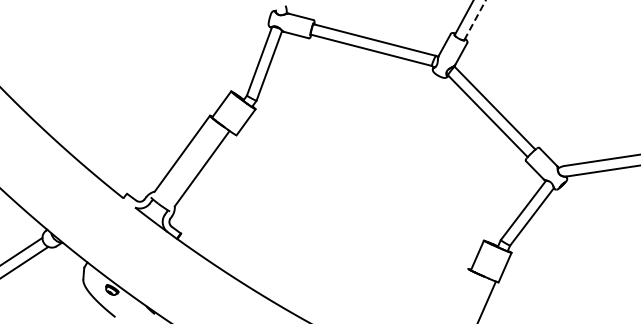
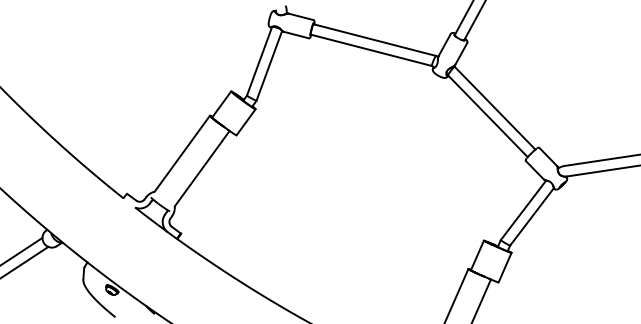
line: dashed -> solid (475, 19)
line: none -> present (456, 294)
line position: (487, 300) -> (481, 299) (481, 299)
